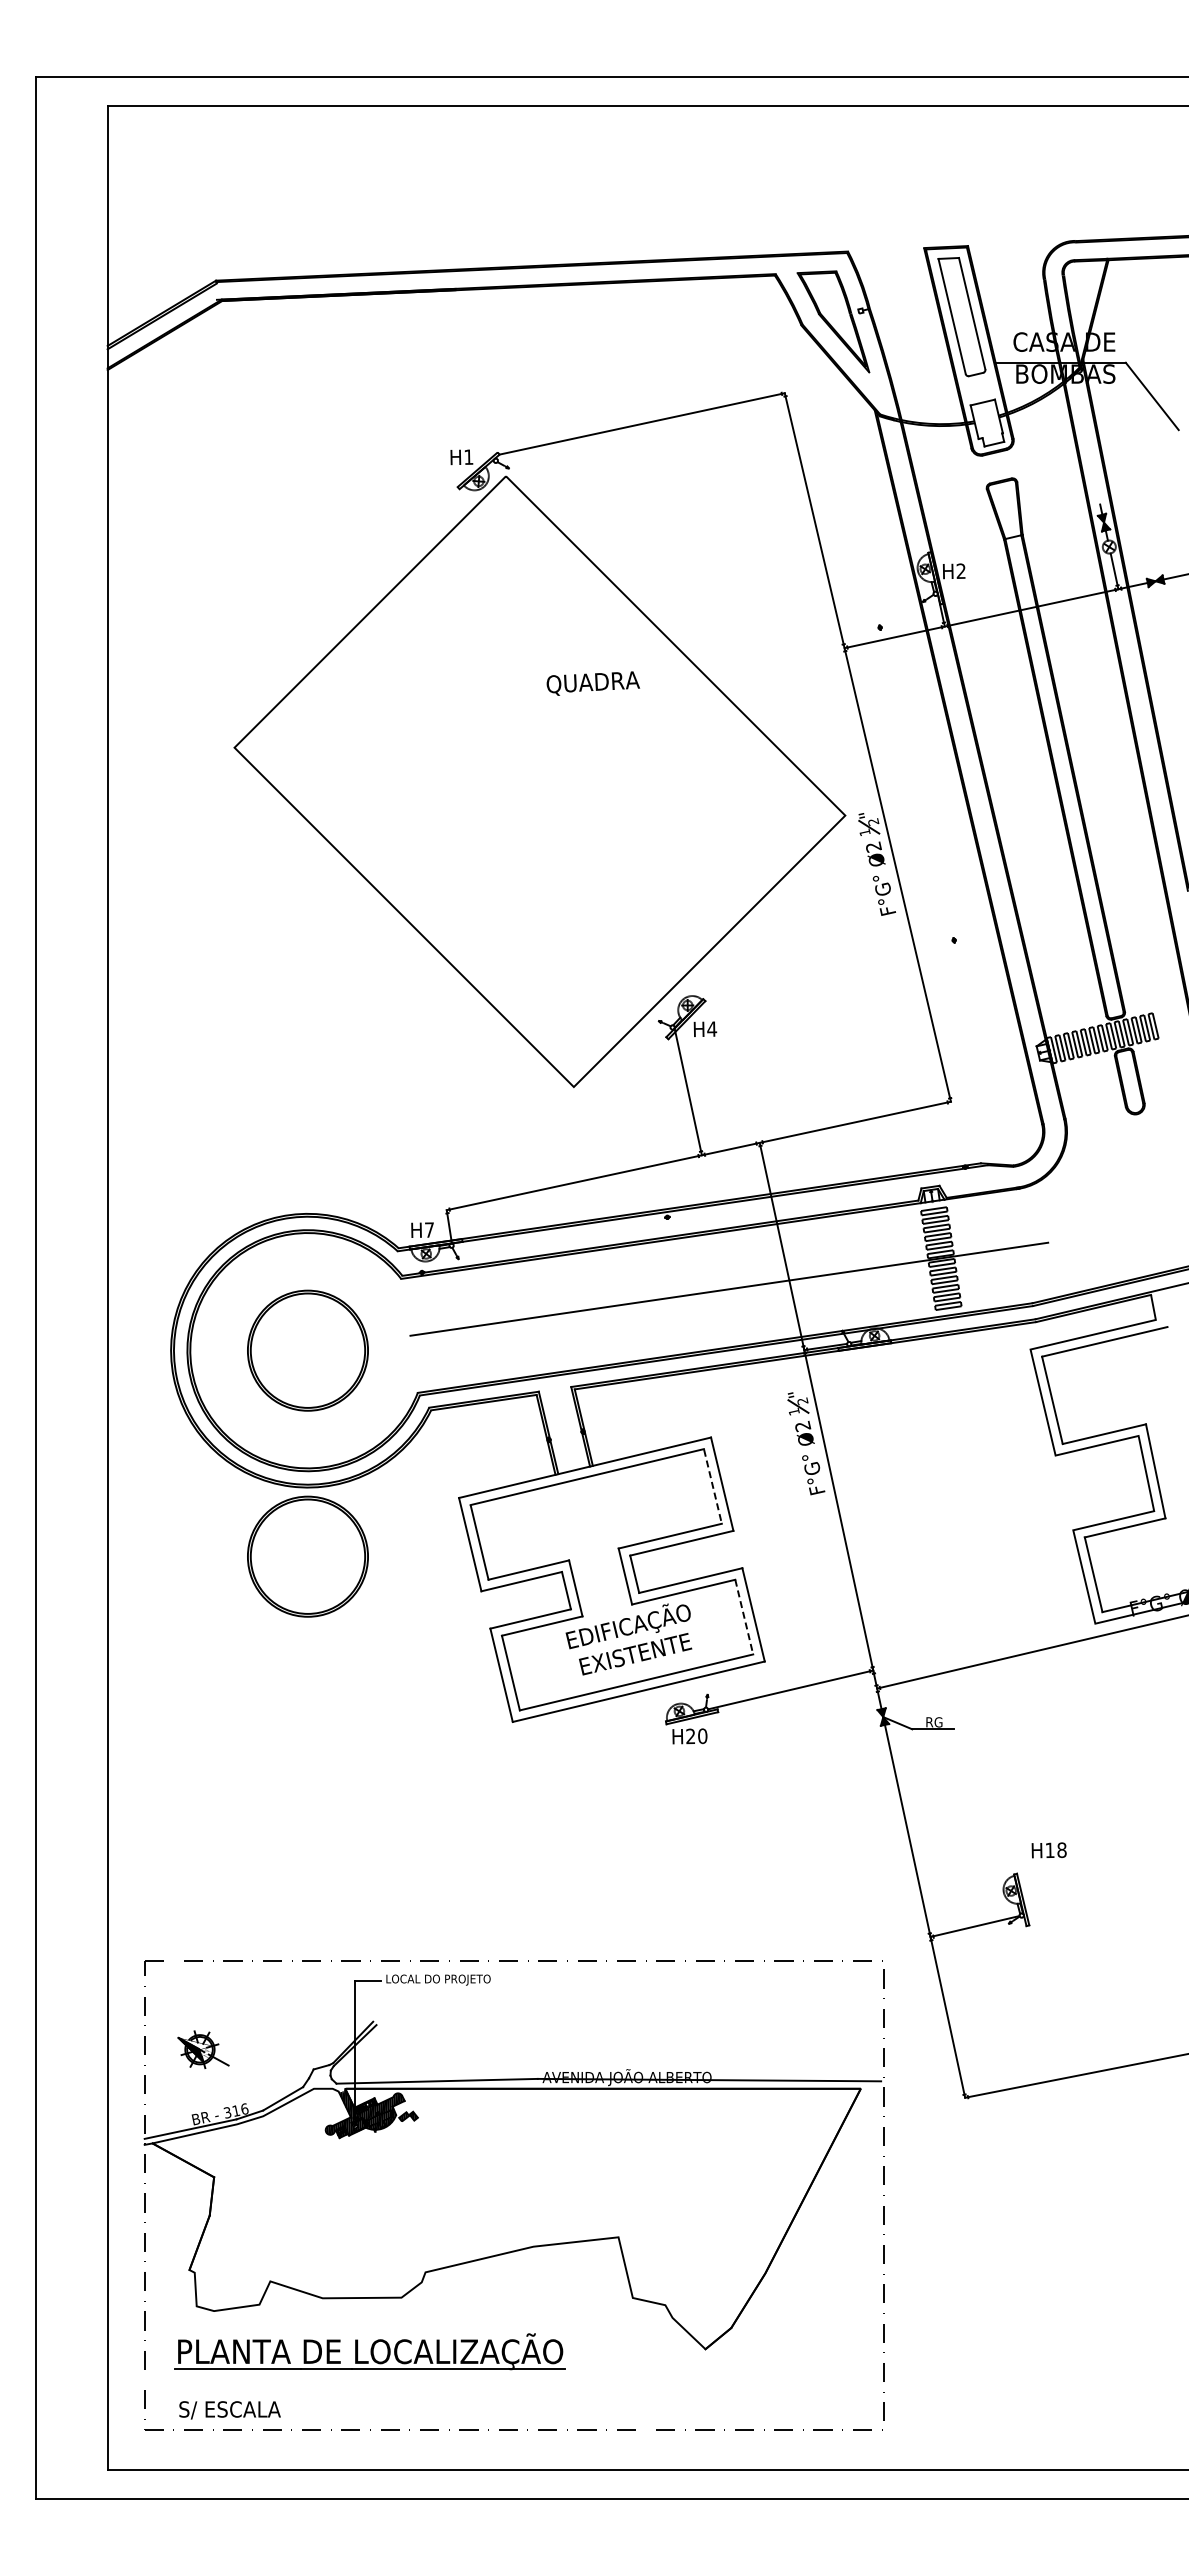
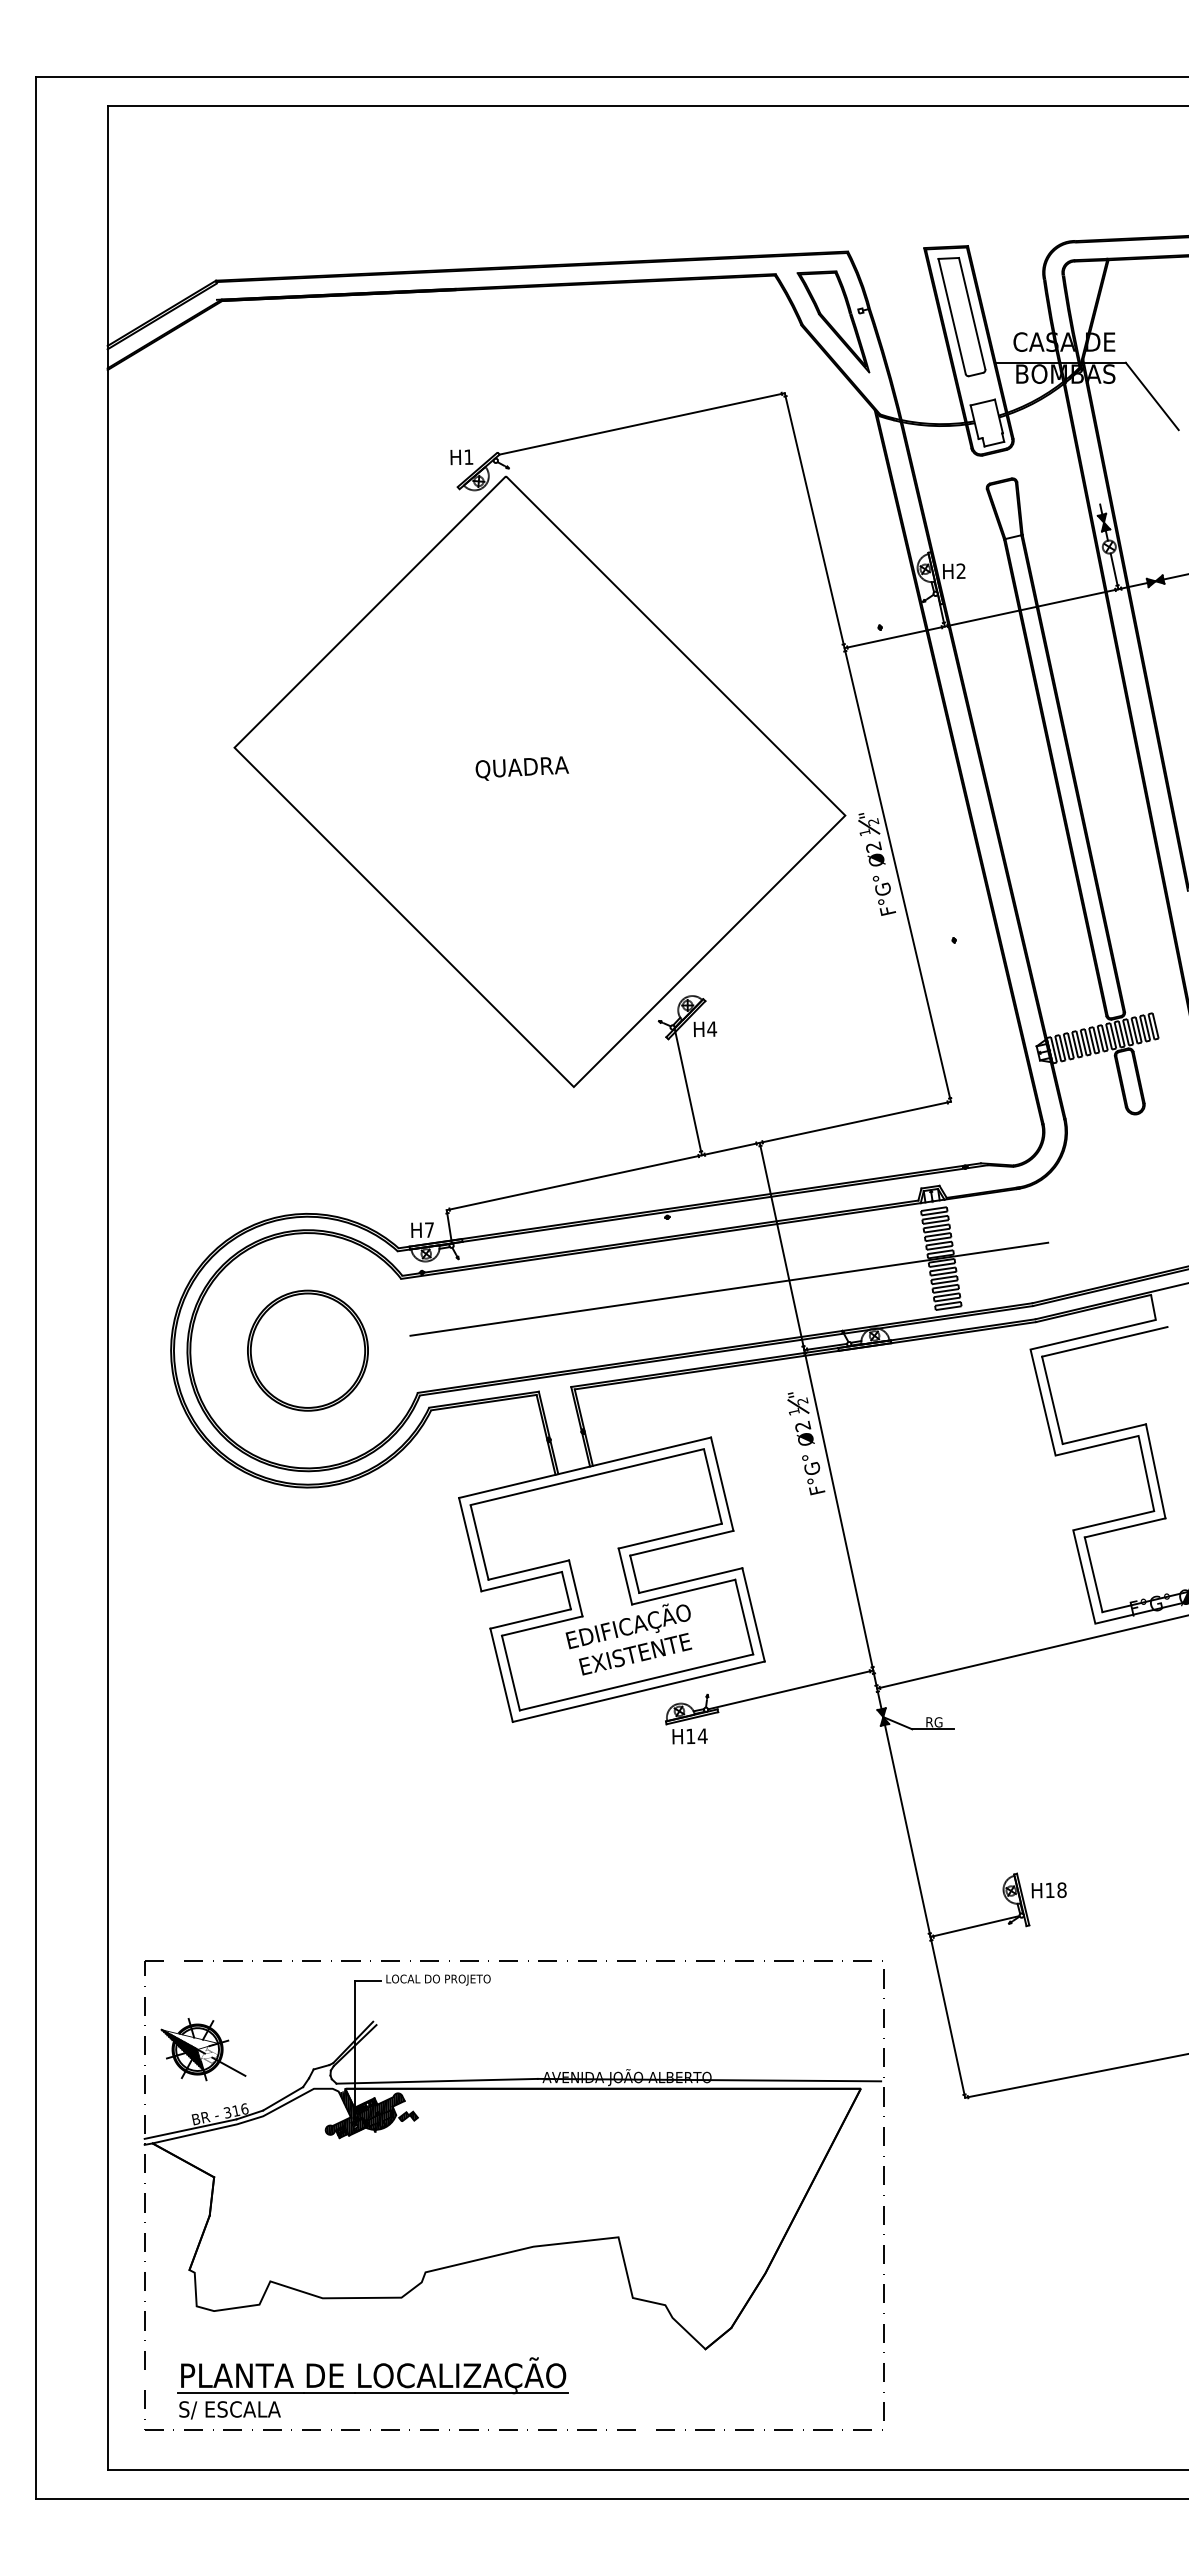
text position: (593, 683) -> (522, 768) (522, 768)
line: dashed -> solid (713, 1486)
part: present -> none (307, 1556)
line: dashed -> solid (744, 1617)
text: H20 -> H14 (696, 1736)
text position: (1048, 1850) -> (1048, 1890) (1048, 1890)
part size: 53x39 px -> 87x64 px (203, 2049)
part position: (369, 2351) -> (372, 2375) (372, 2375)
